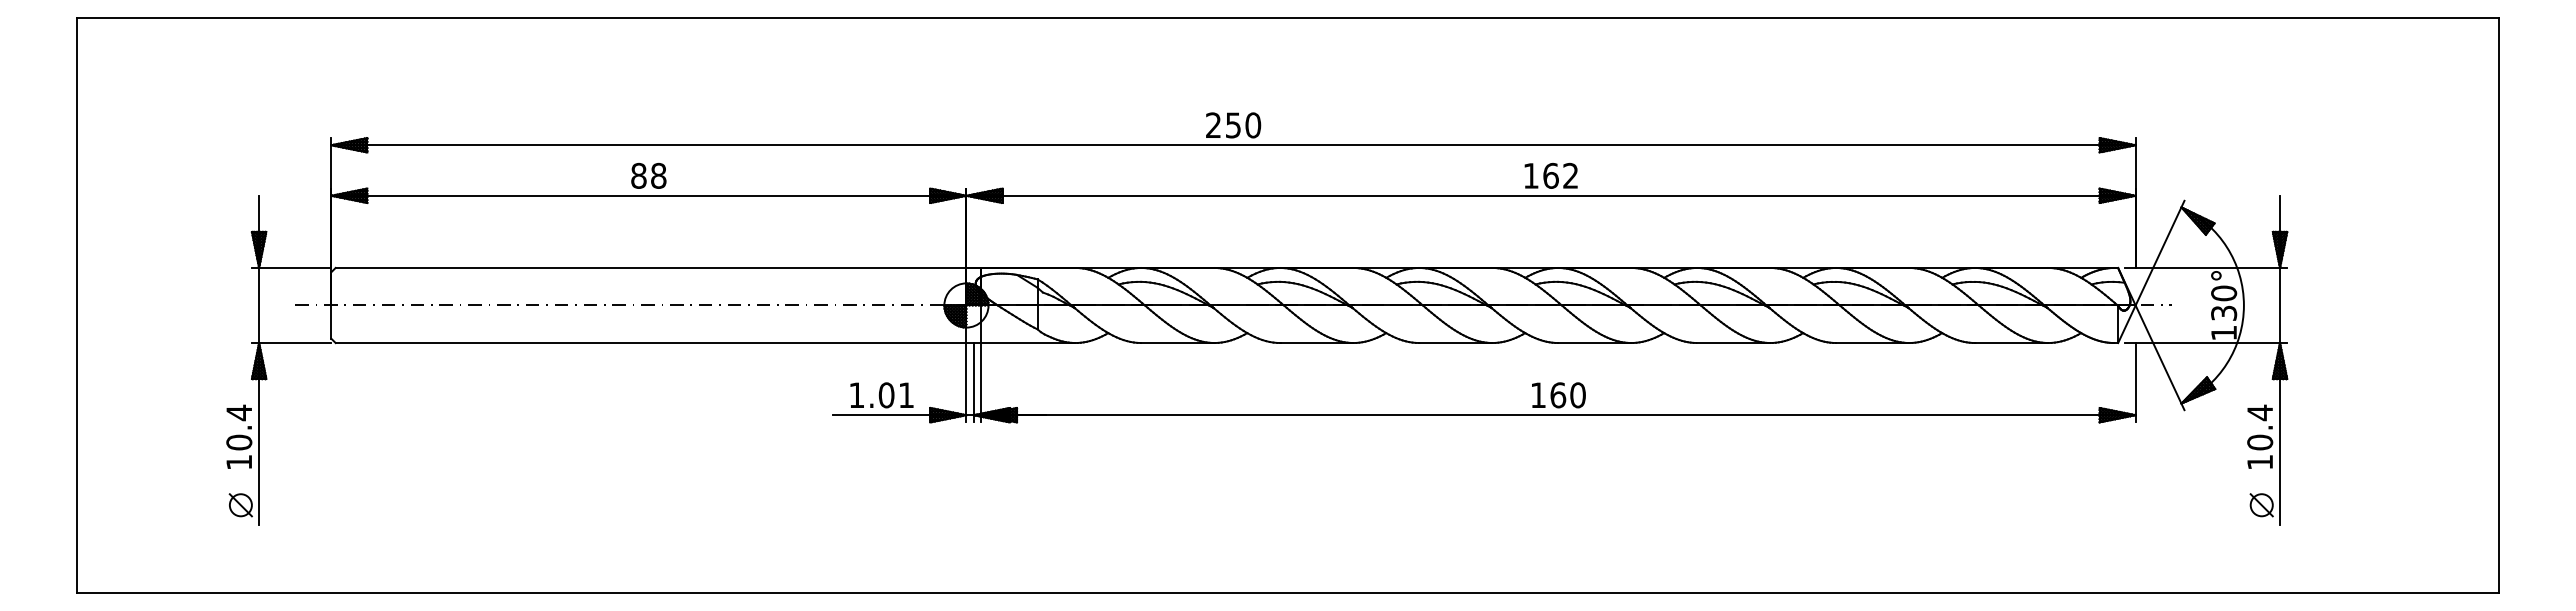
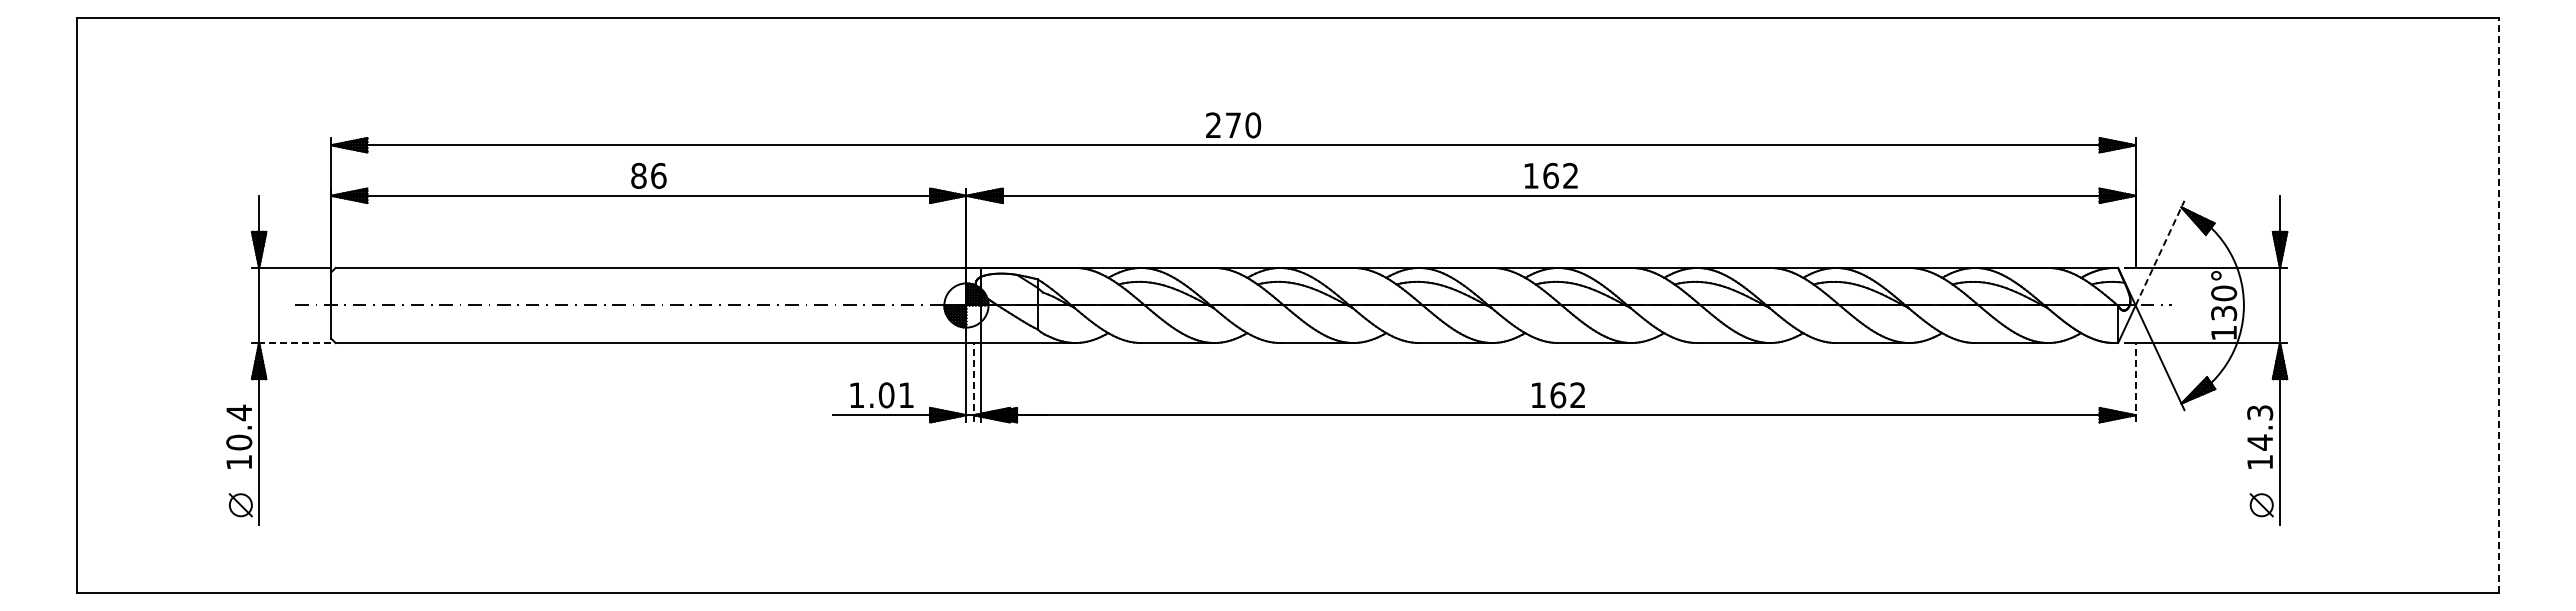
text: 250 -> 270 (1233, 125)
text: 88 -> 86 (658, 175)
line: solid -> dashed (2160, 253)
line: solid -> dashed (2498, 305)
line: solid -> dashed (294, 343)
line: solid -> dashed (973, 382)
line: solid -> dashed (2135, 382)
text: 160 -> 162 (1577, 395)
text: 10.4 -> 14.3 (2260, 427)
